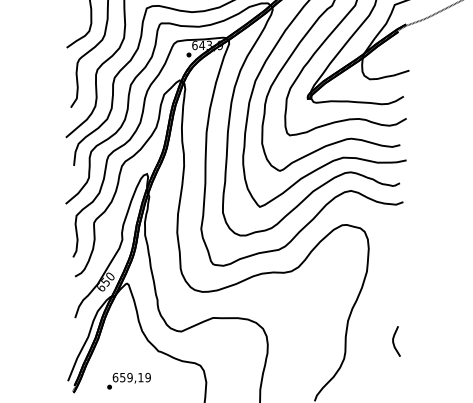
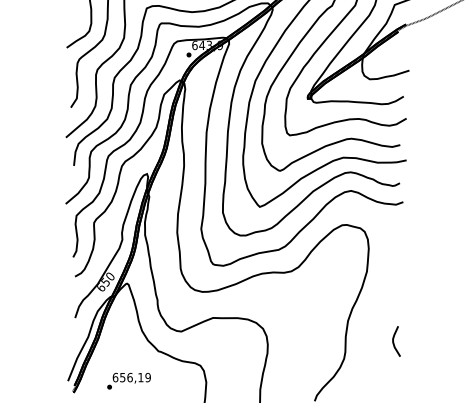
text: 659,19 -> 656,19 (129, 377)
